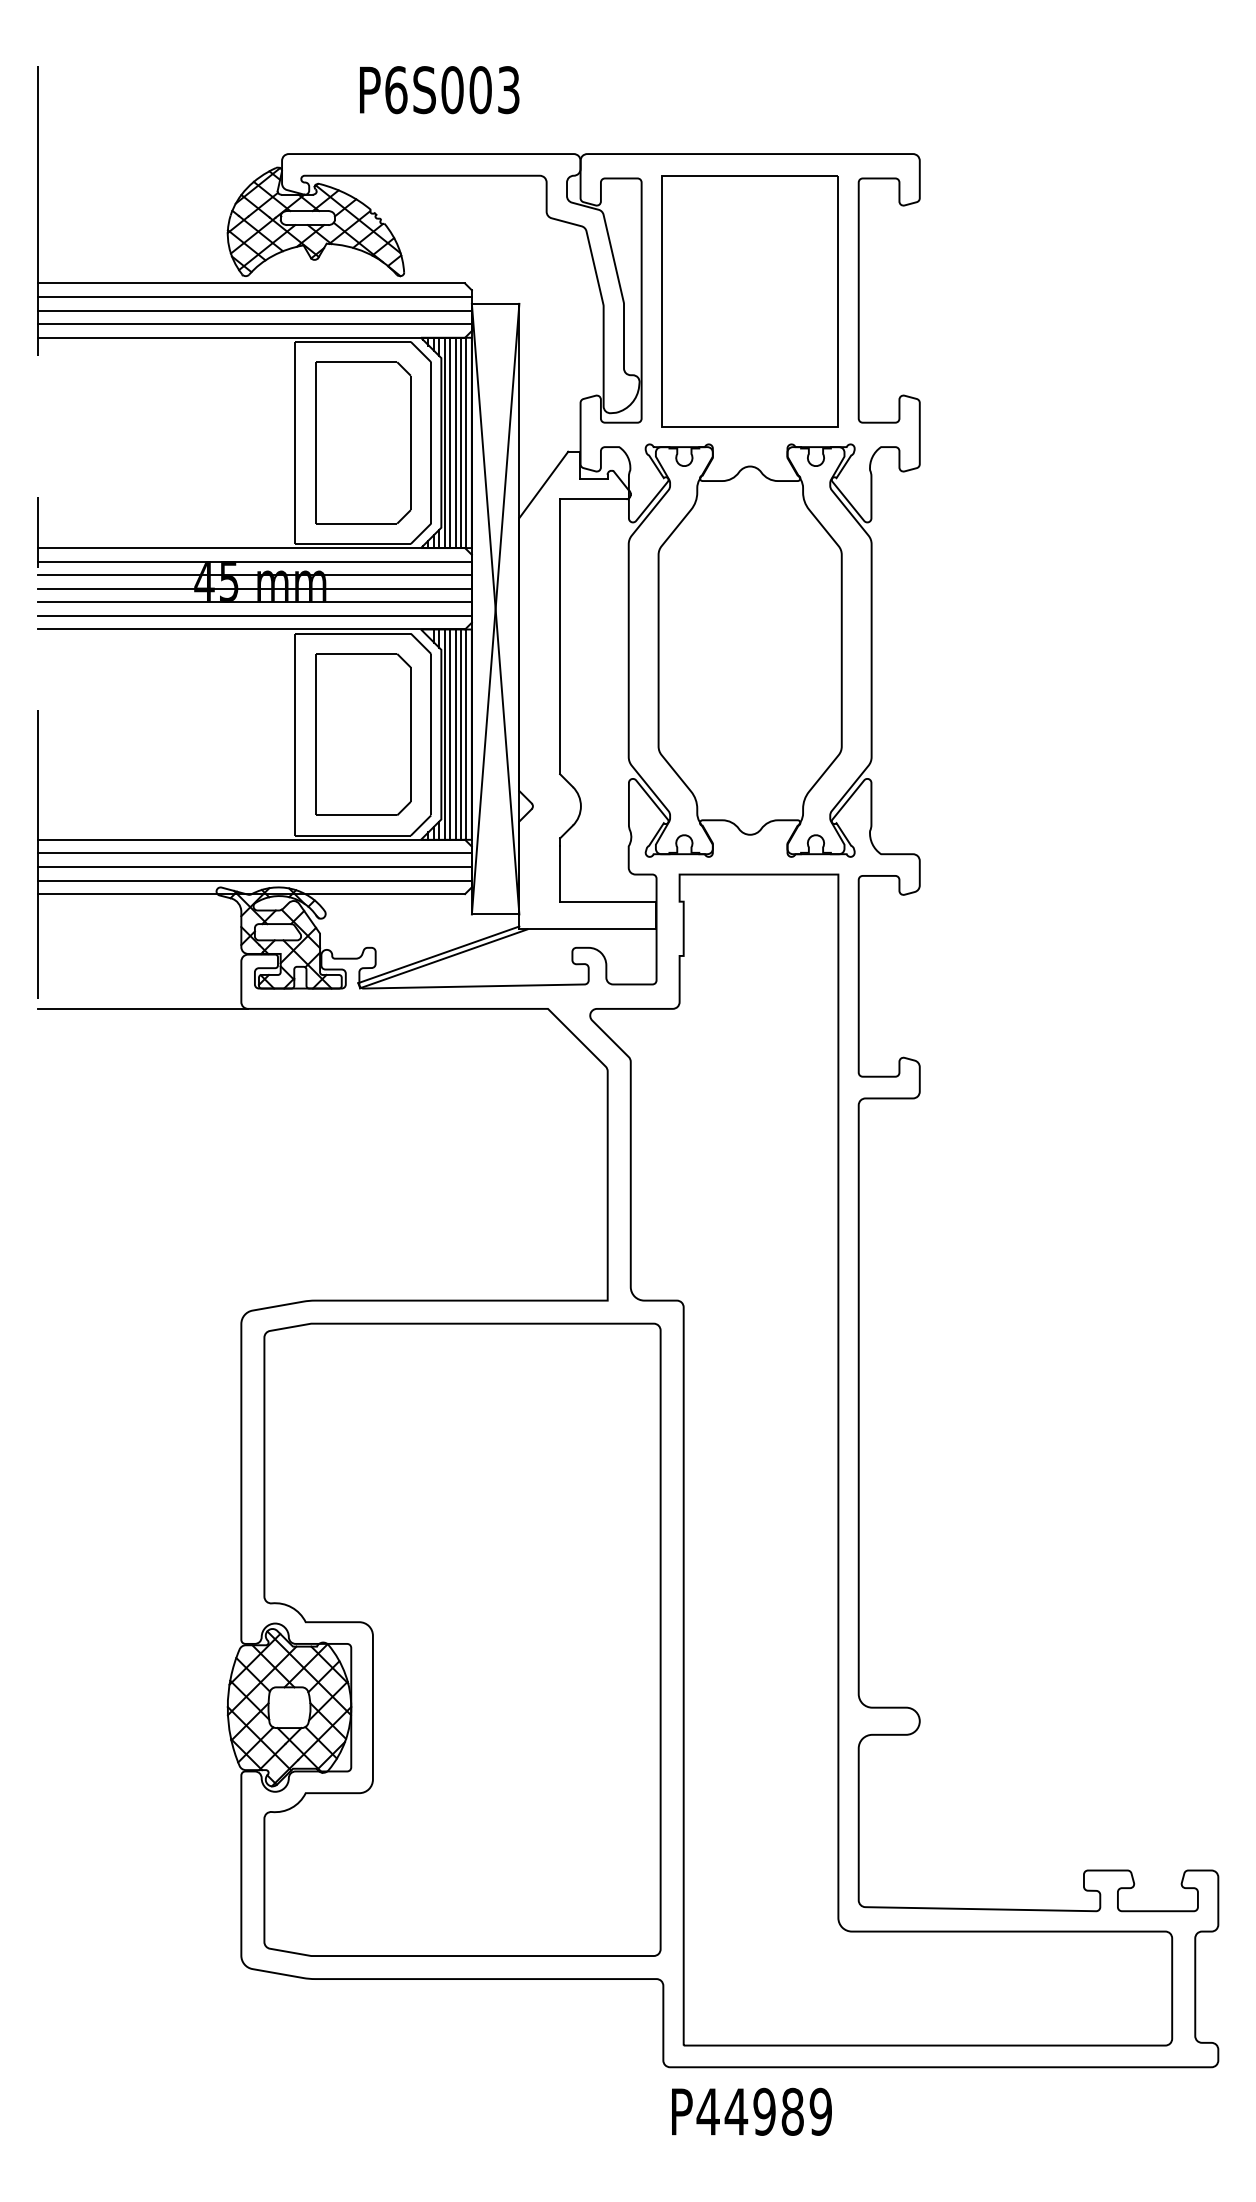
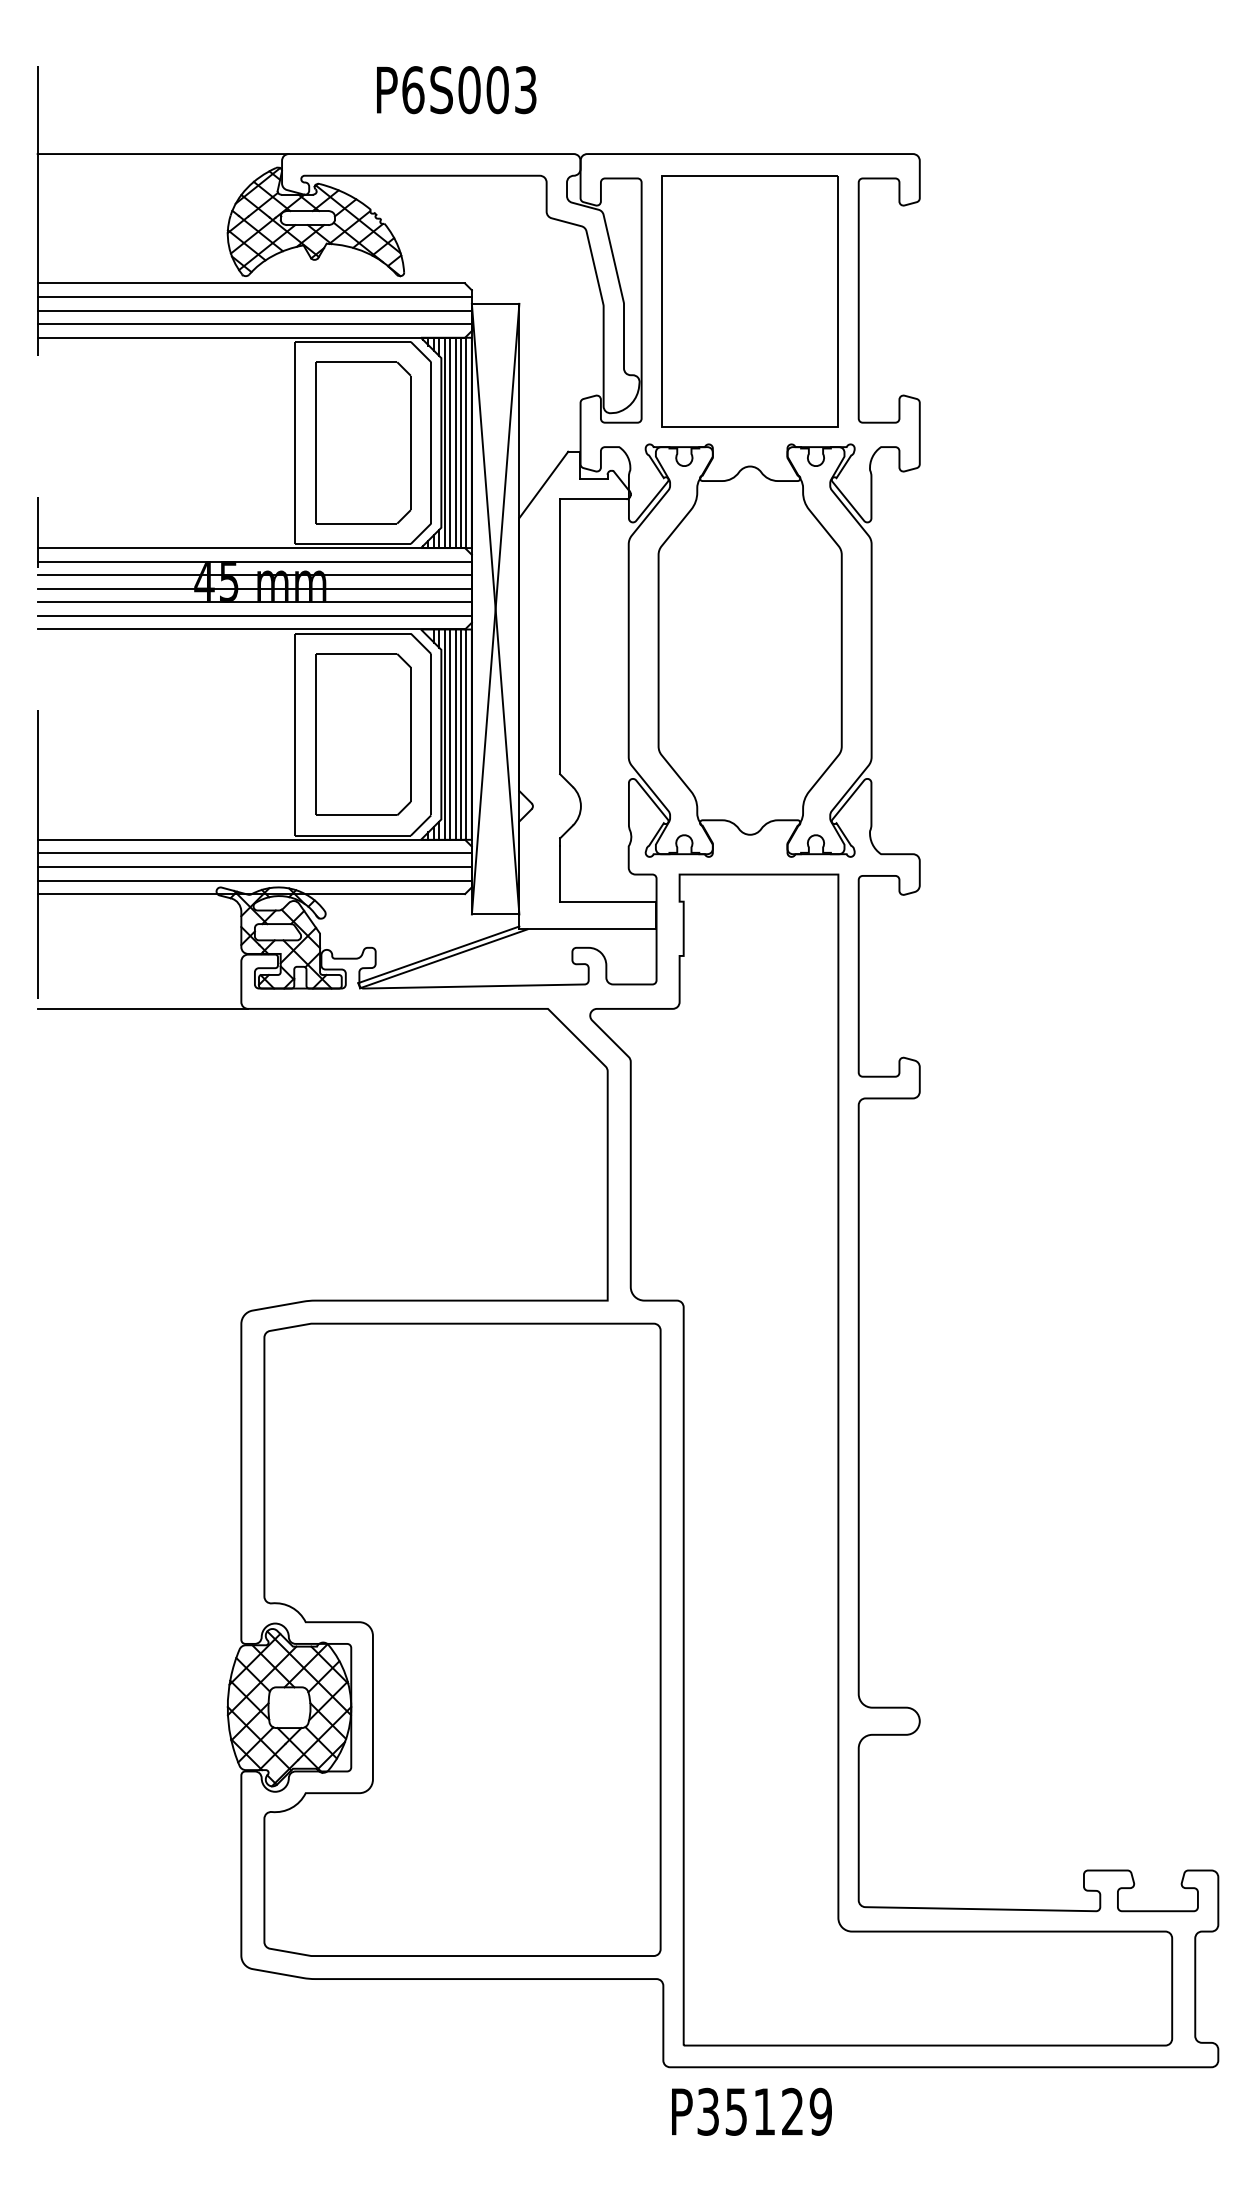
text position: (439, 90) -> (456, 90) (456, 90)
line: none -> present (162, 154)
text: P44989 -> P35129 (749, 2111)
